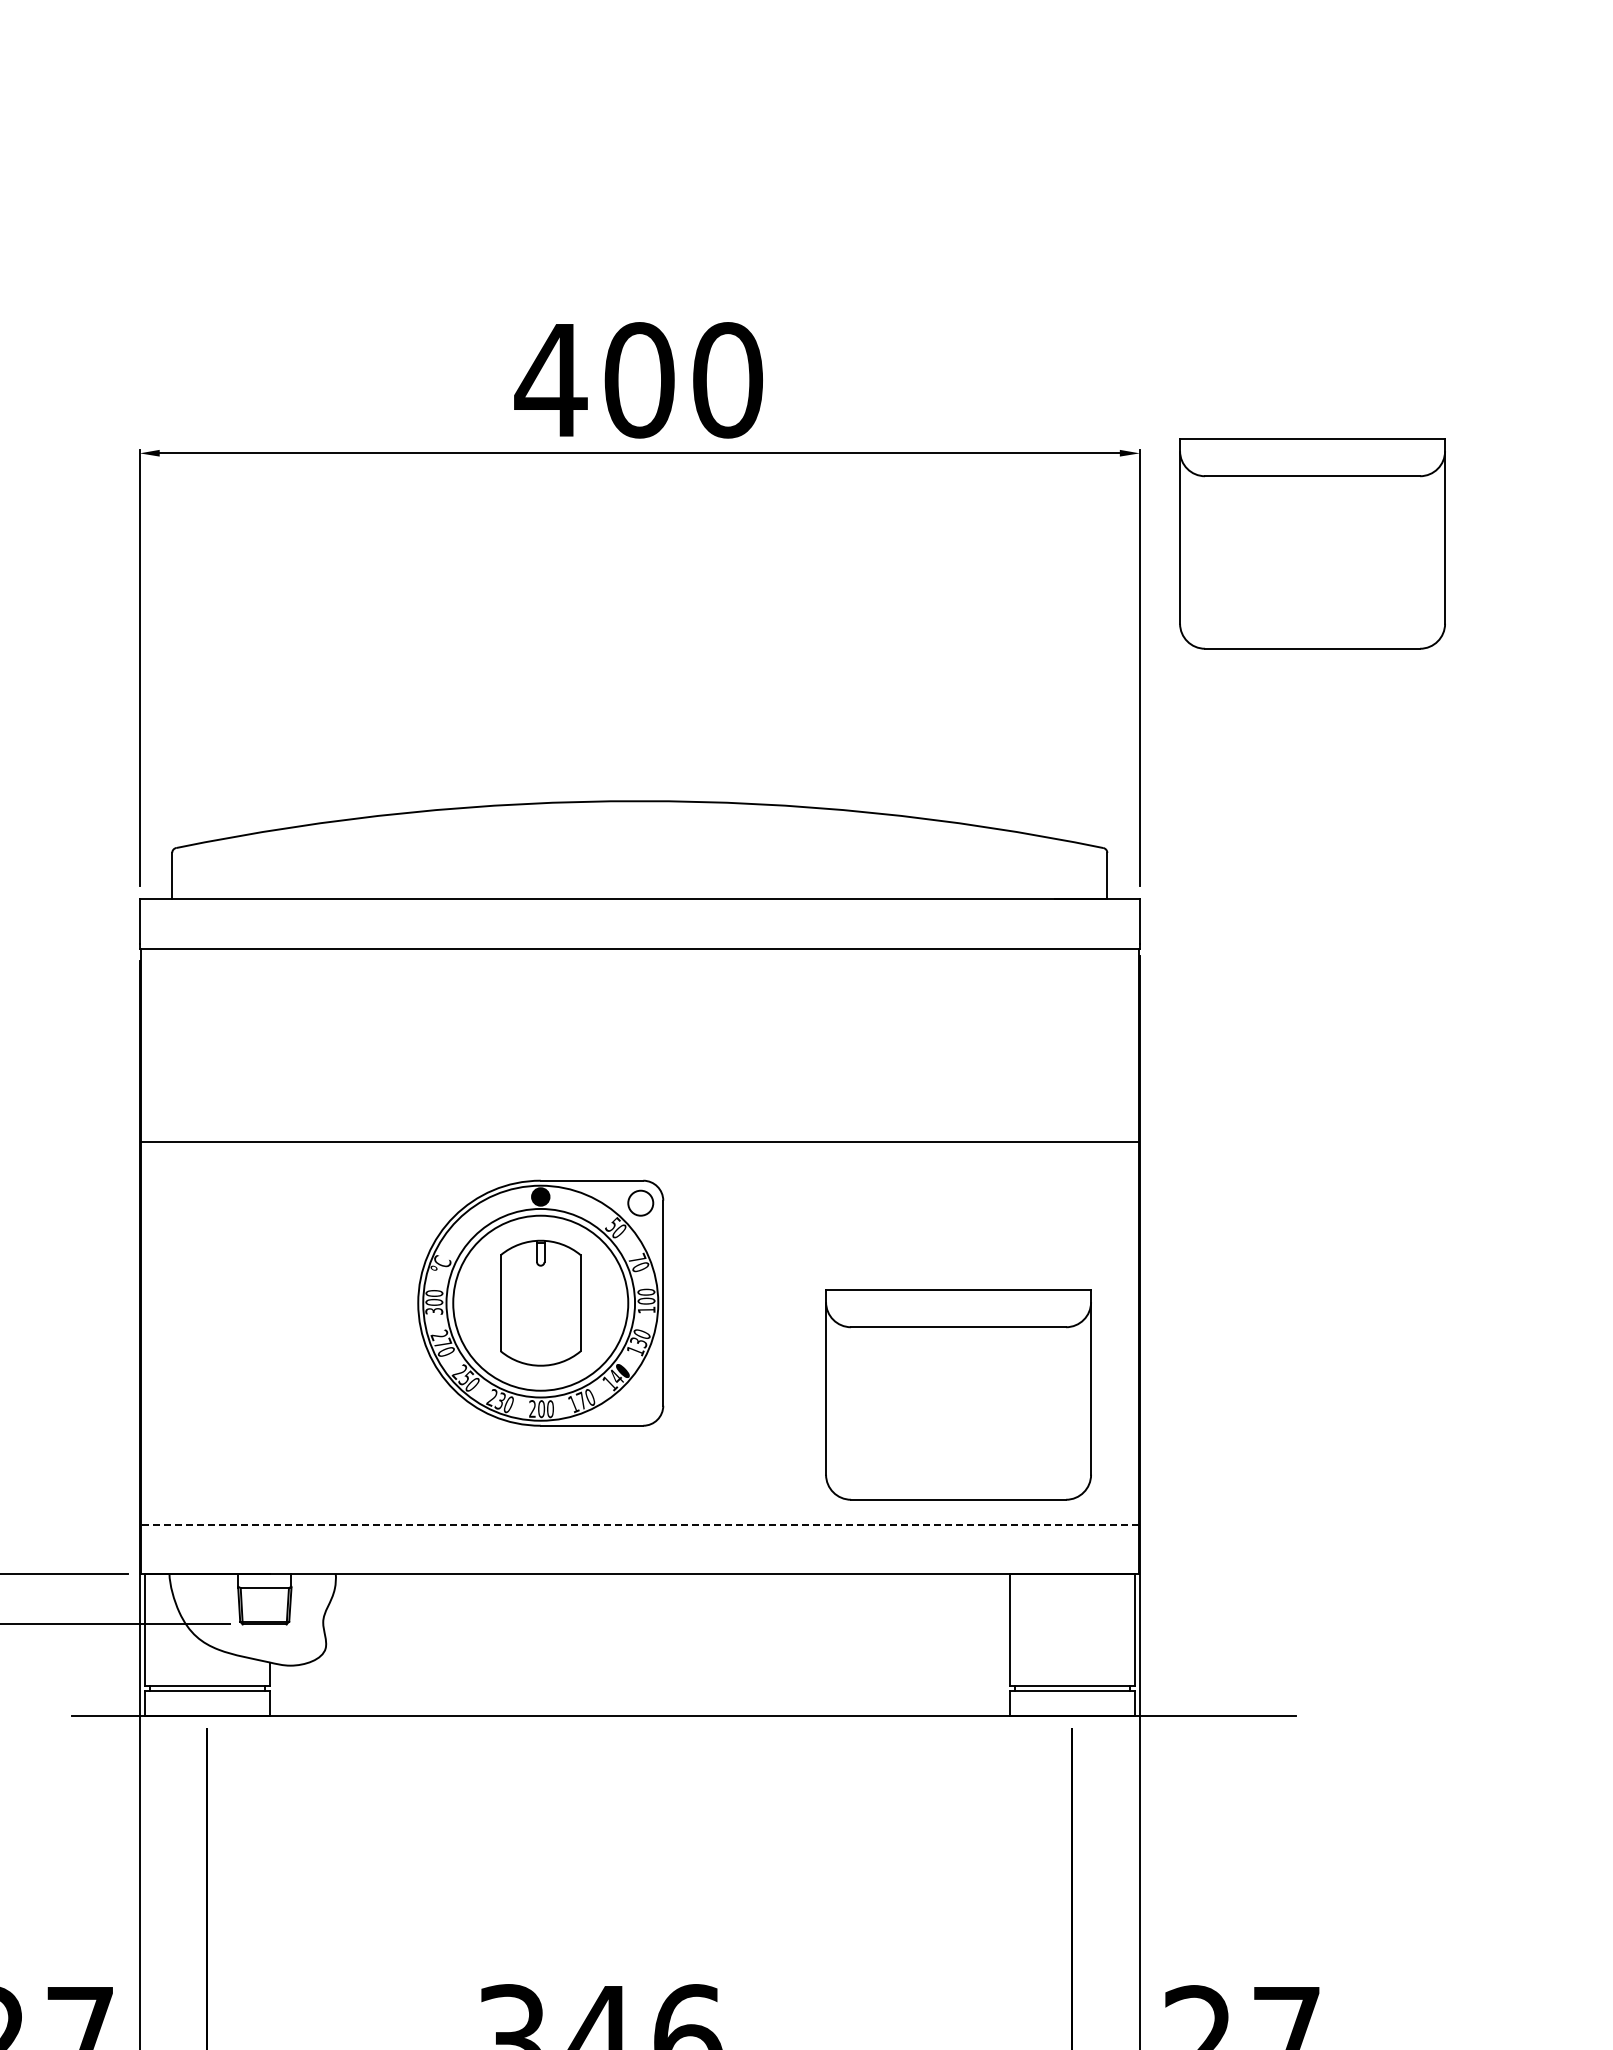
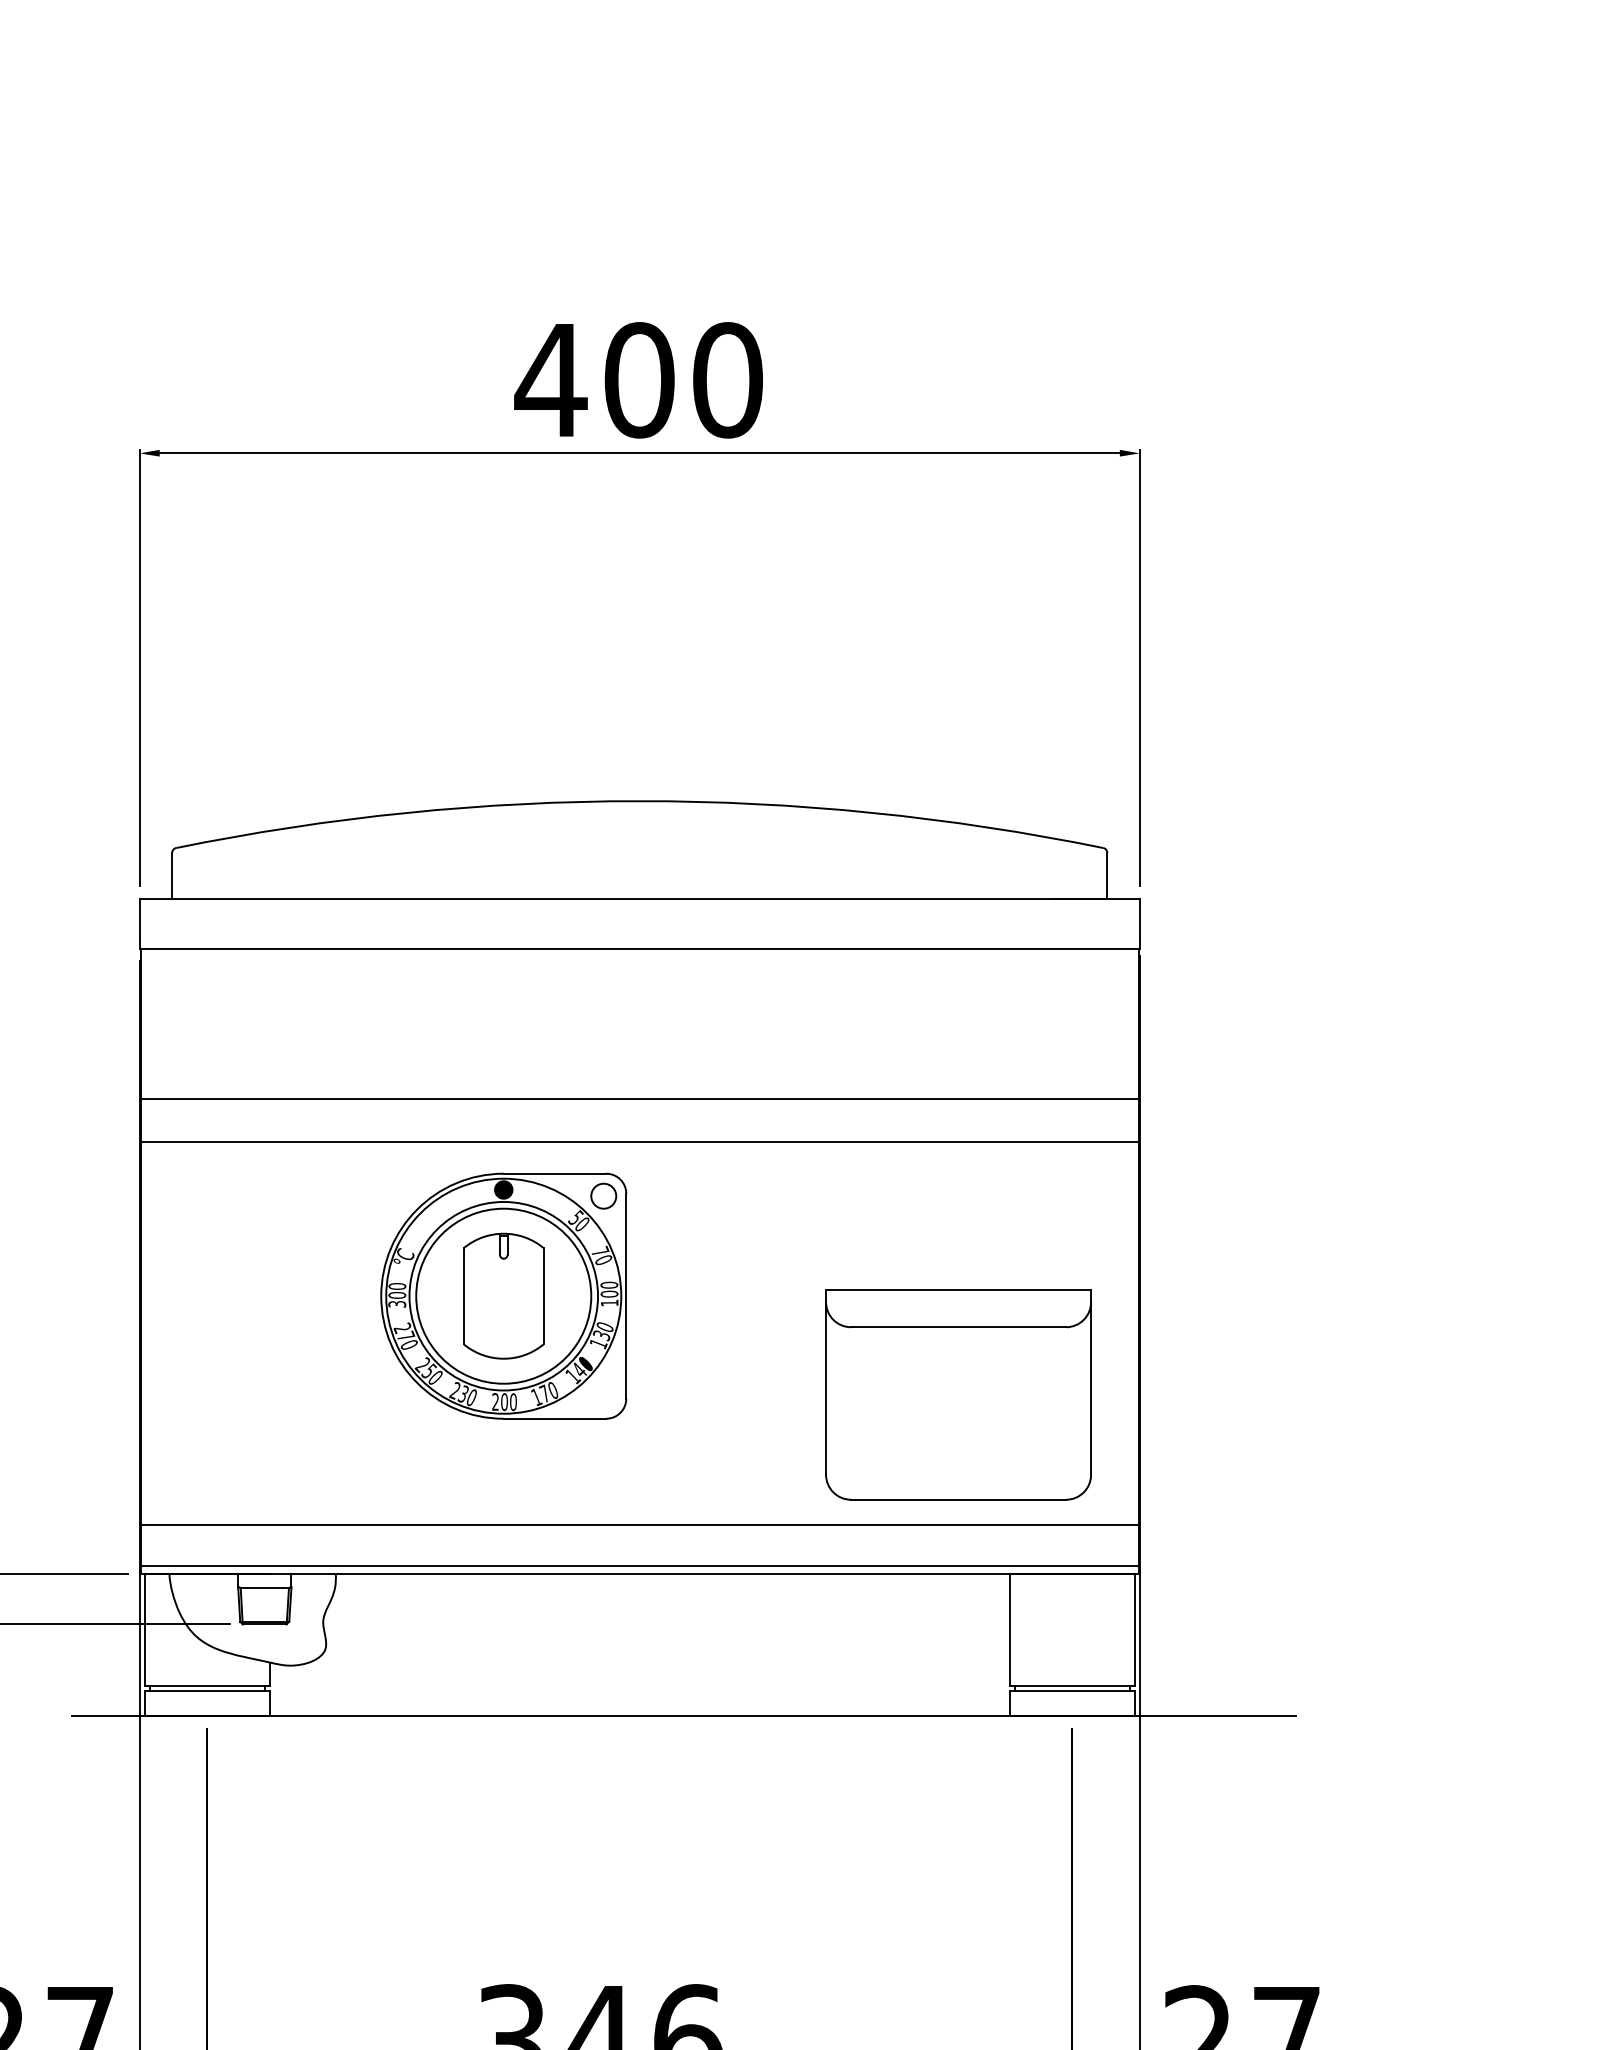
part: present -> none (1312, 543)
line: none -> present (639, 1098)
part position: (540, 1302) -> (503, 1295) (503, 1295)
line: dashed -> solid (639, 1525)
line: none -> present (639, 1566)
